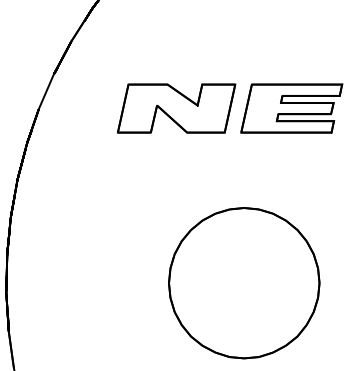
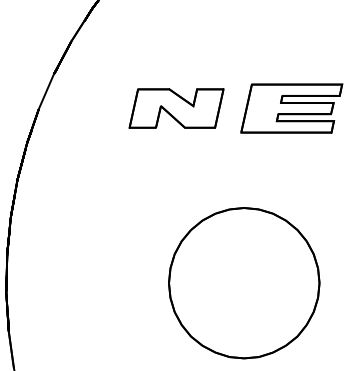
part size: 121x51 px -> 97x41 px (176, 108)
